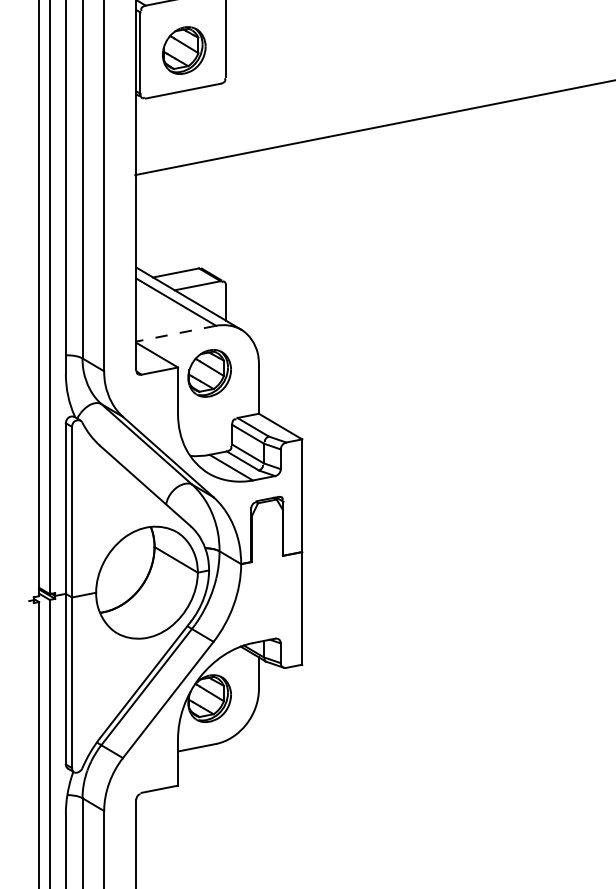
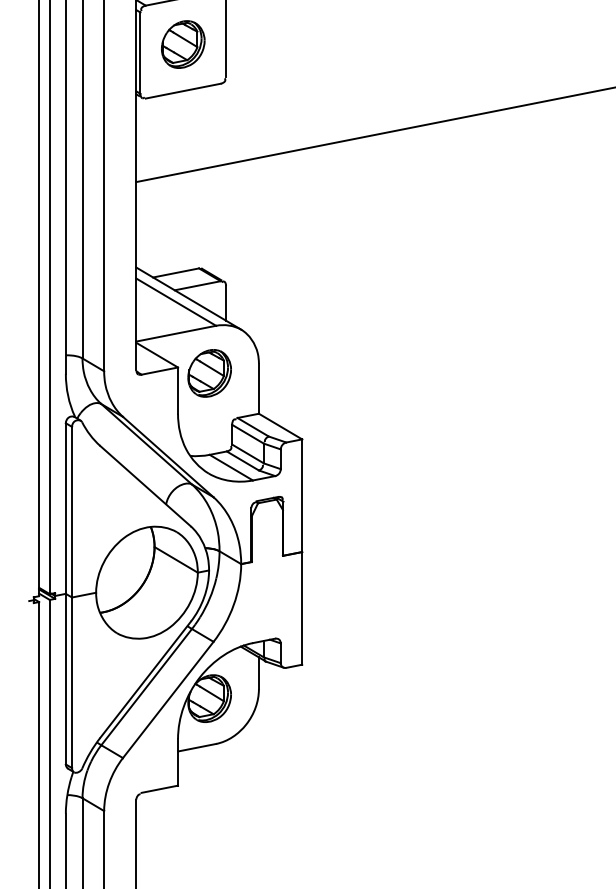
part position: (184, 50) -> (183, 44) (183, 44)
line position: (373, 127) -> (374, 135) (374, 135)
line: dashed -> solid (176, 333)
